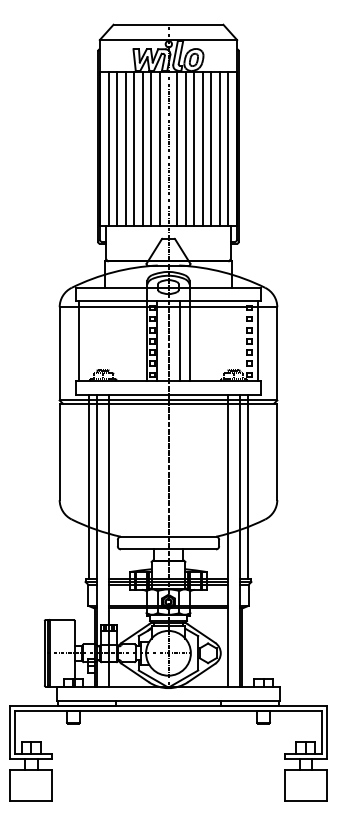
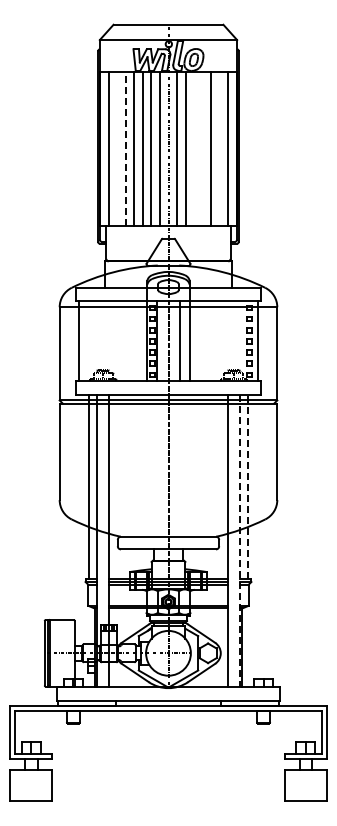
line: present -> none (117, 148)
line: present -> none (194, 148)
line: present -> none (202, 148)
line: present -> none (219, 148)
line: solid -> dashed (125, 149)
line: solid -> dashed (247, 486)
line: solid -> dashed (240, 541)
